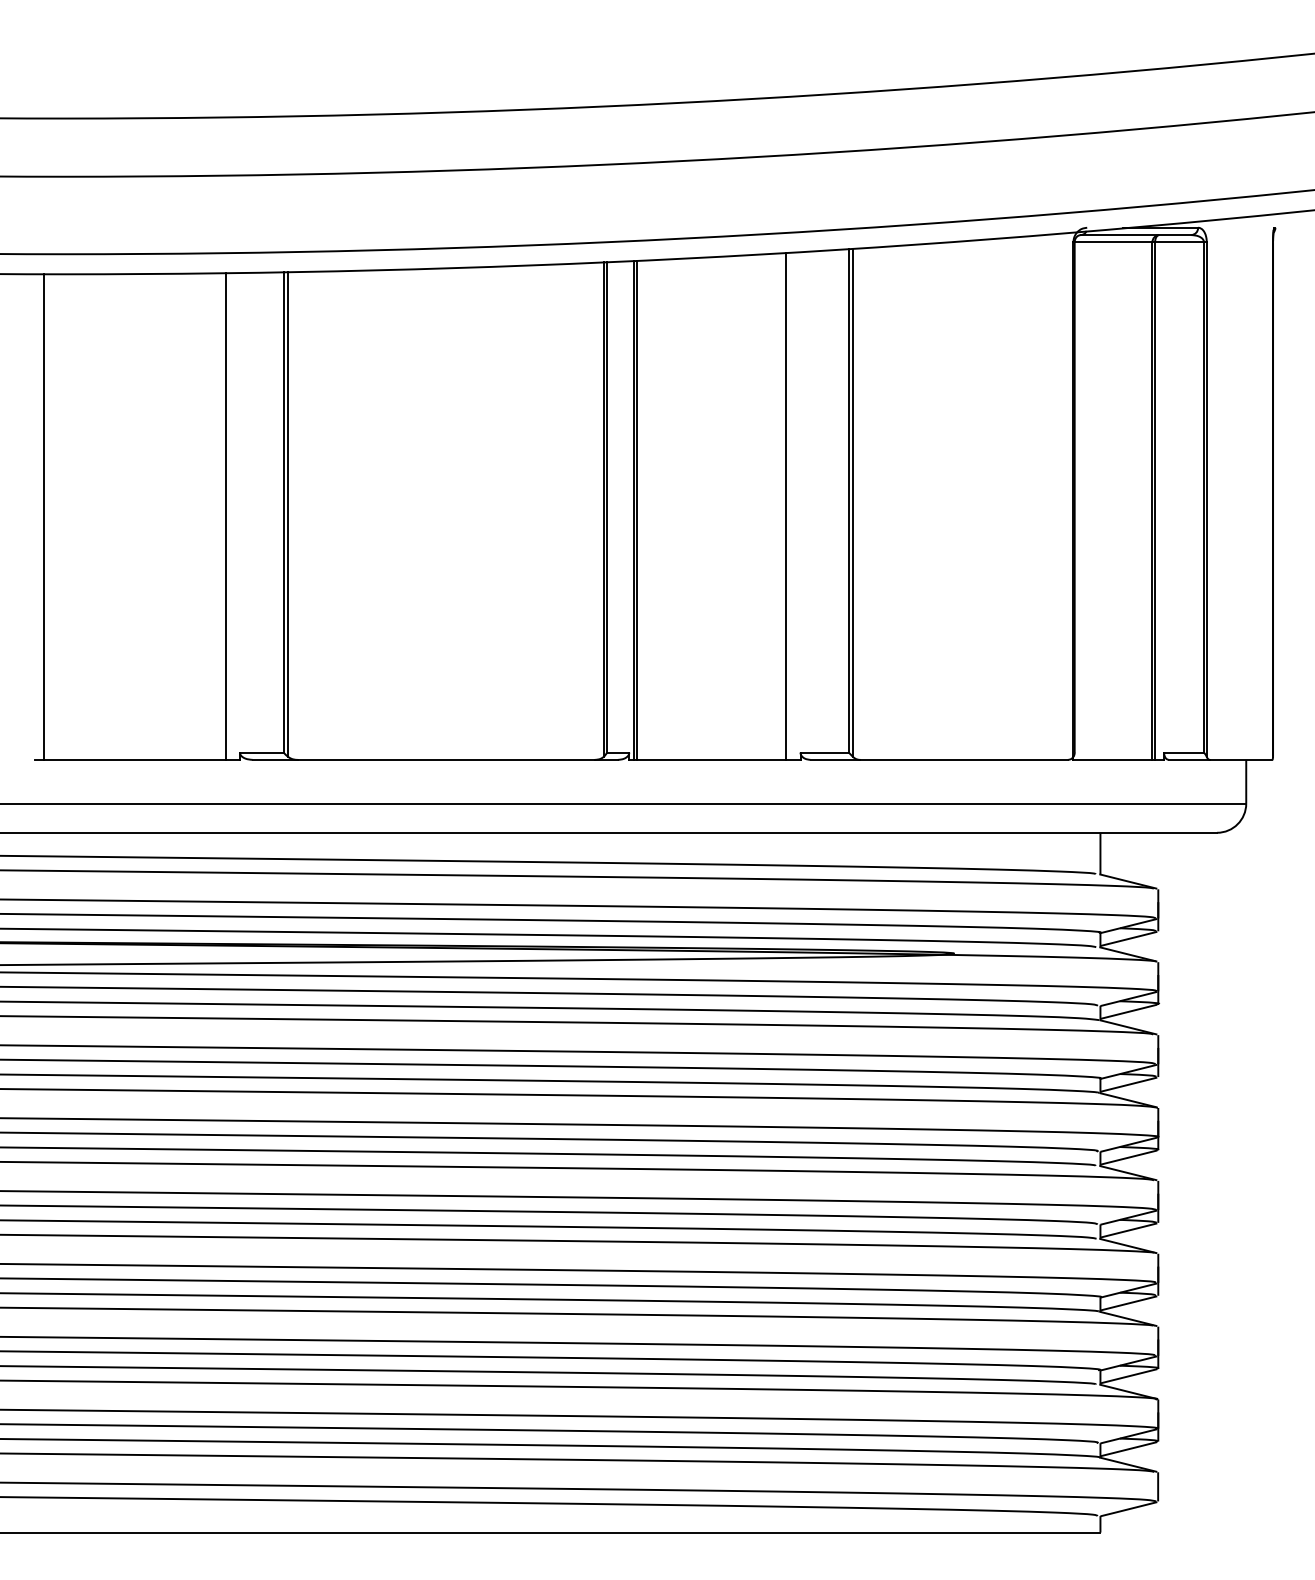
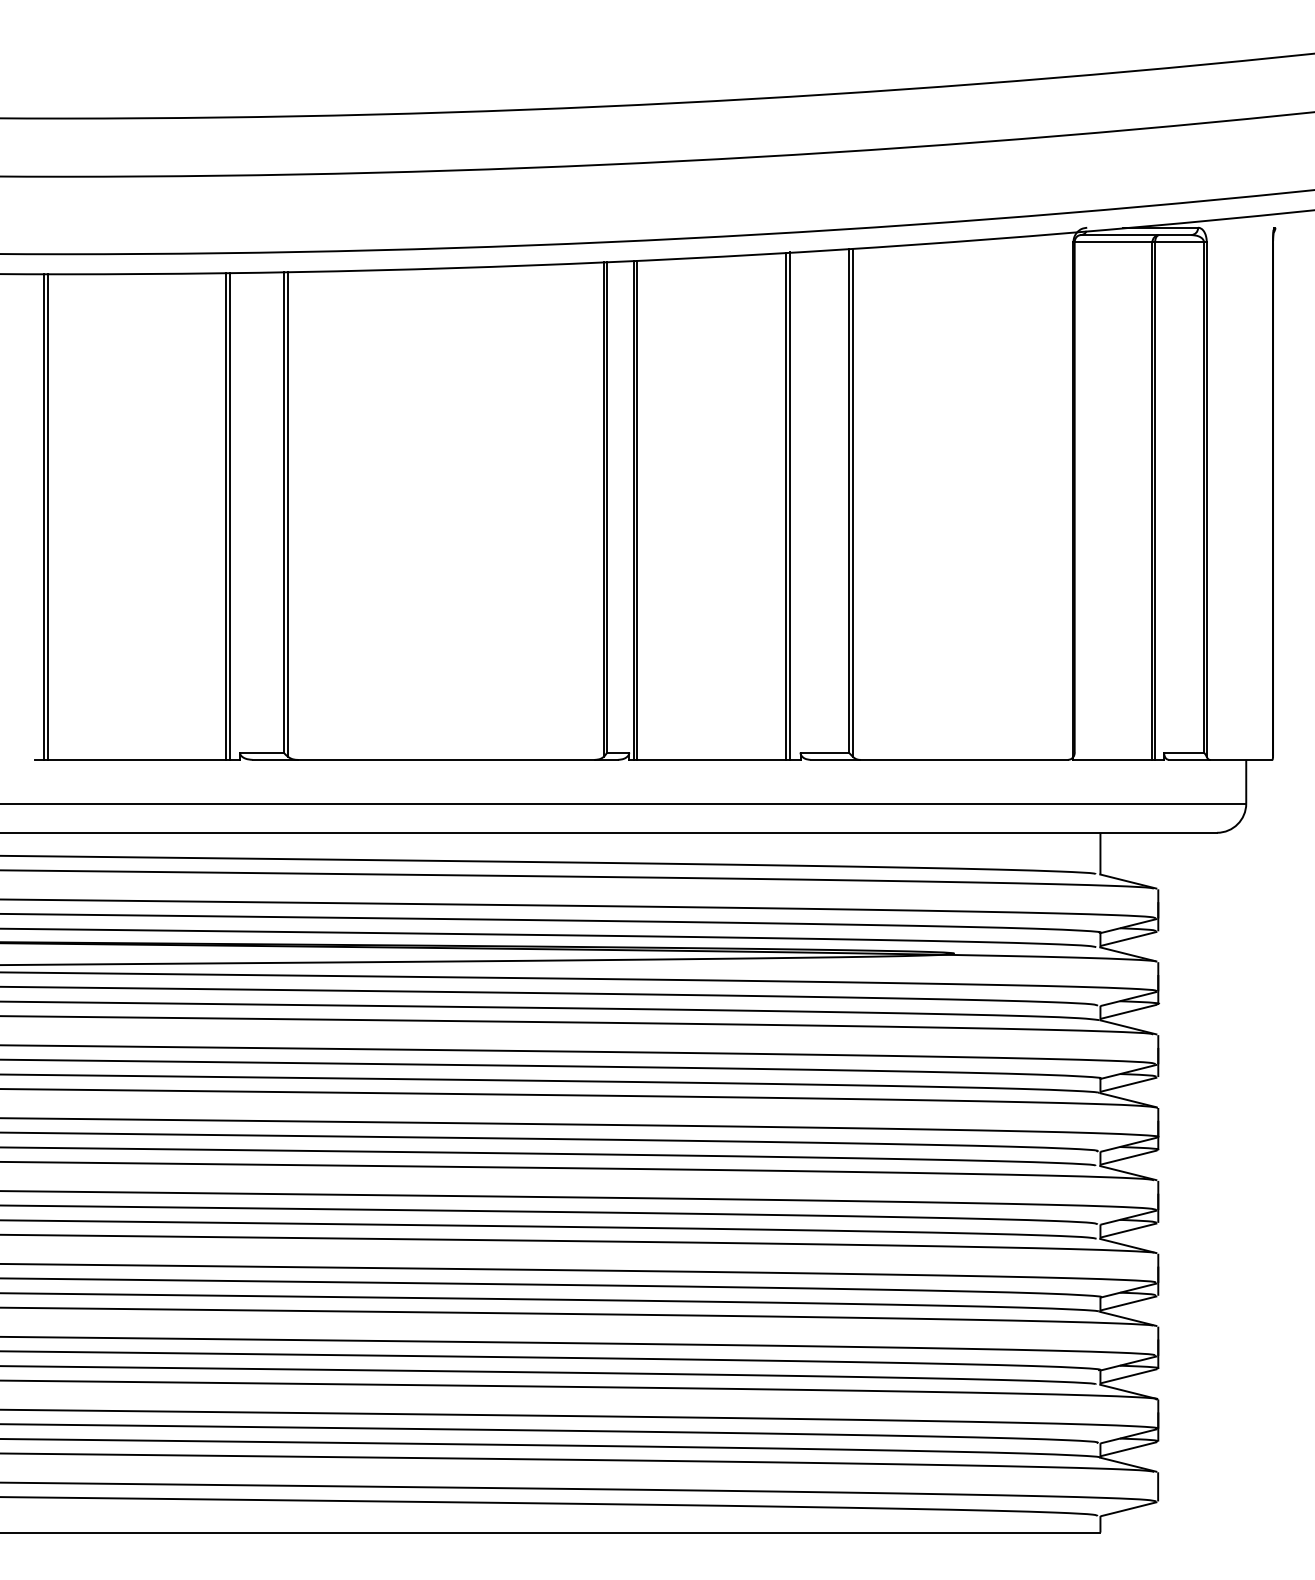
line: none -> present (789, 505)
line: none -> present (48, 516)
line: none -> present (230, 516)
